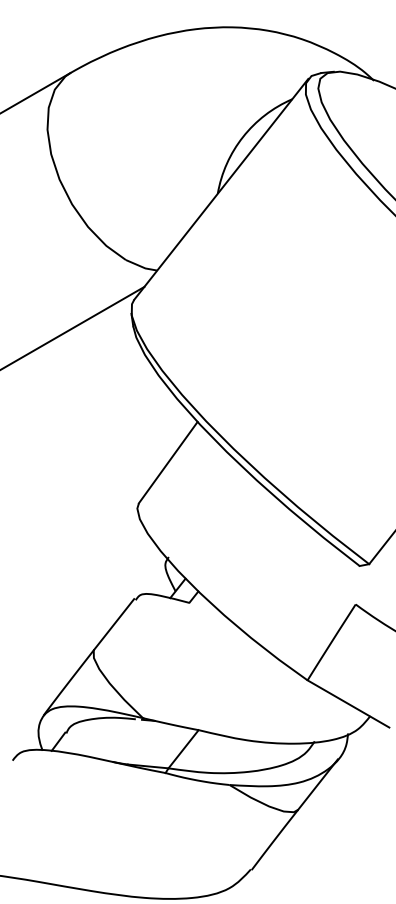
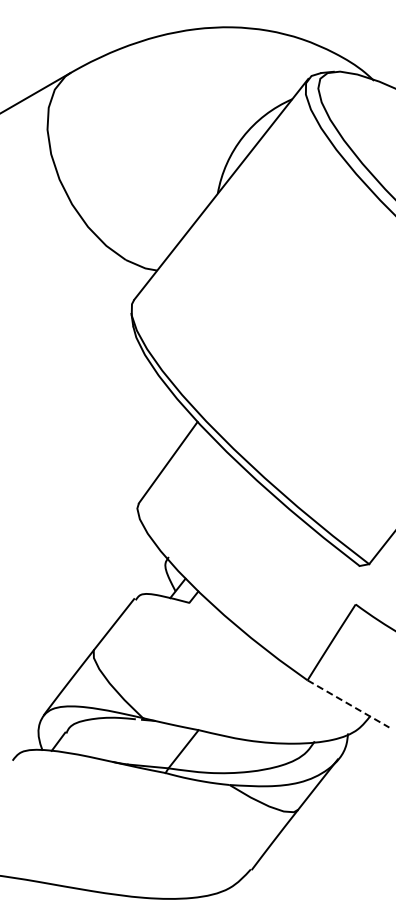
line: present -> none (73, 327)
line: solid -> dashed (348, 704)
